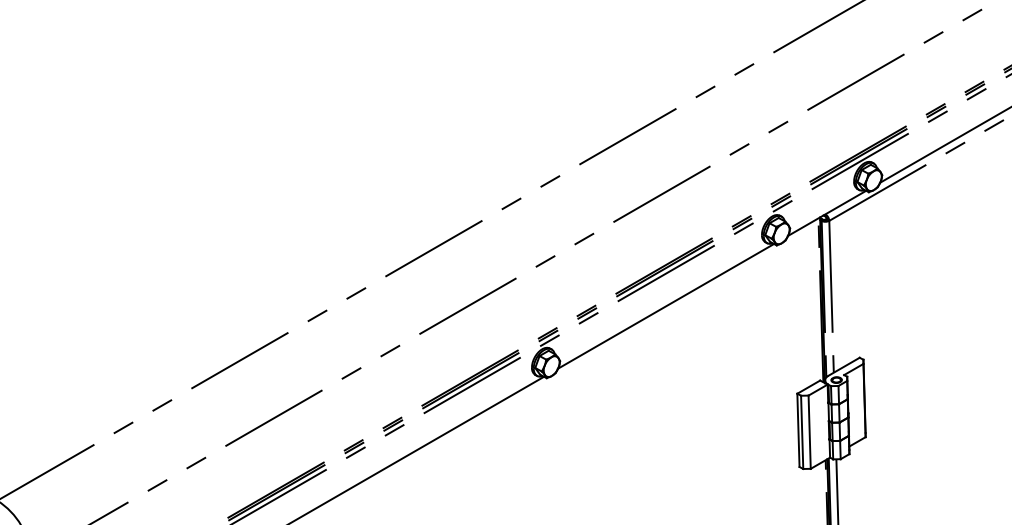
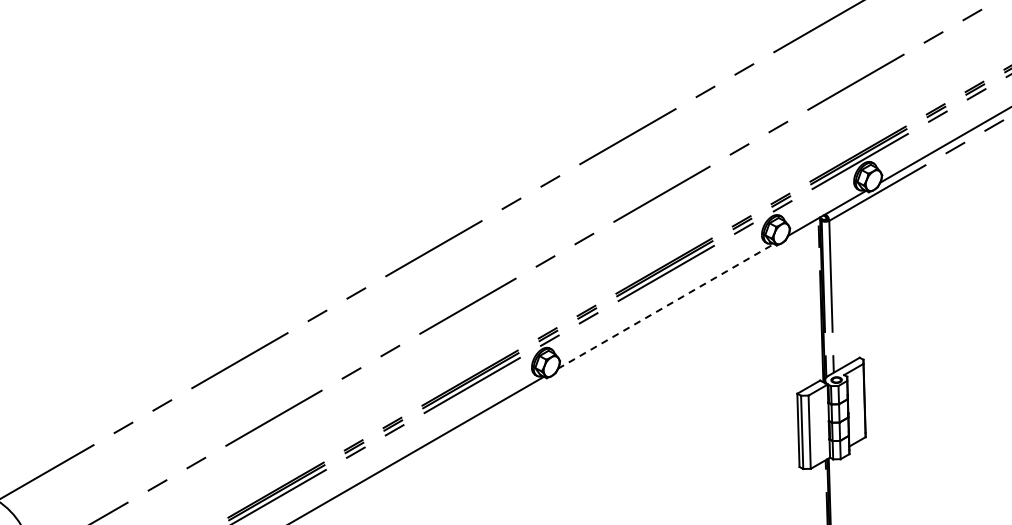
line: solid -> dashed (666, 306)
line: present -> none (837, 490)
